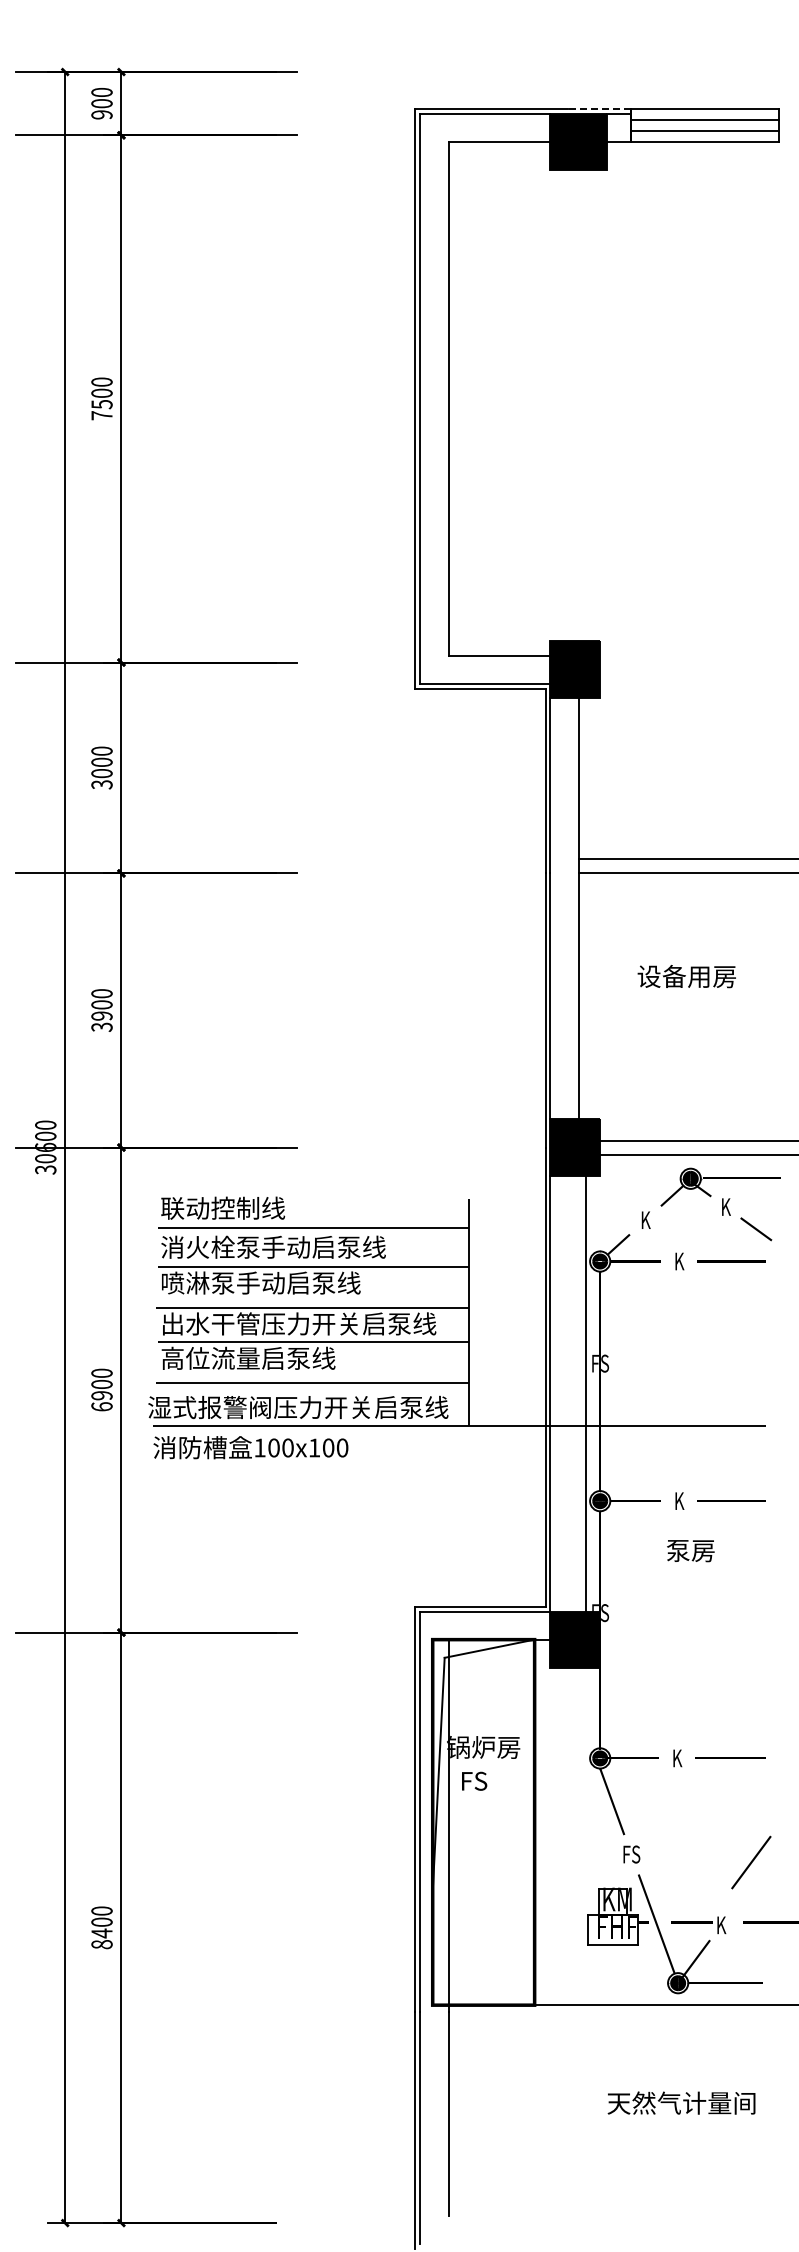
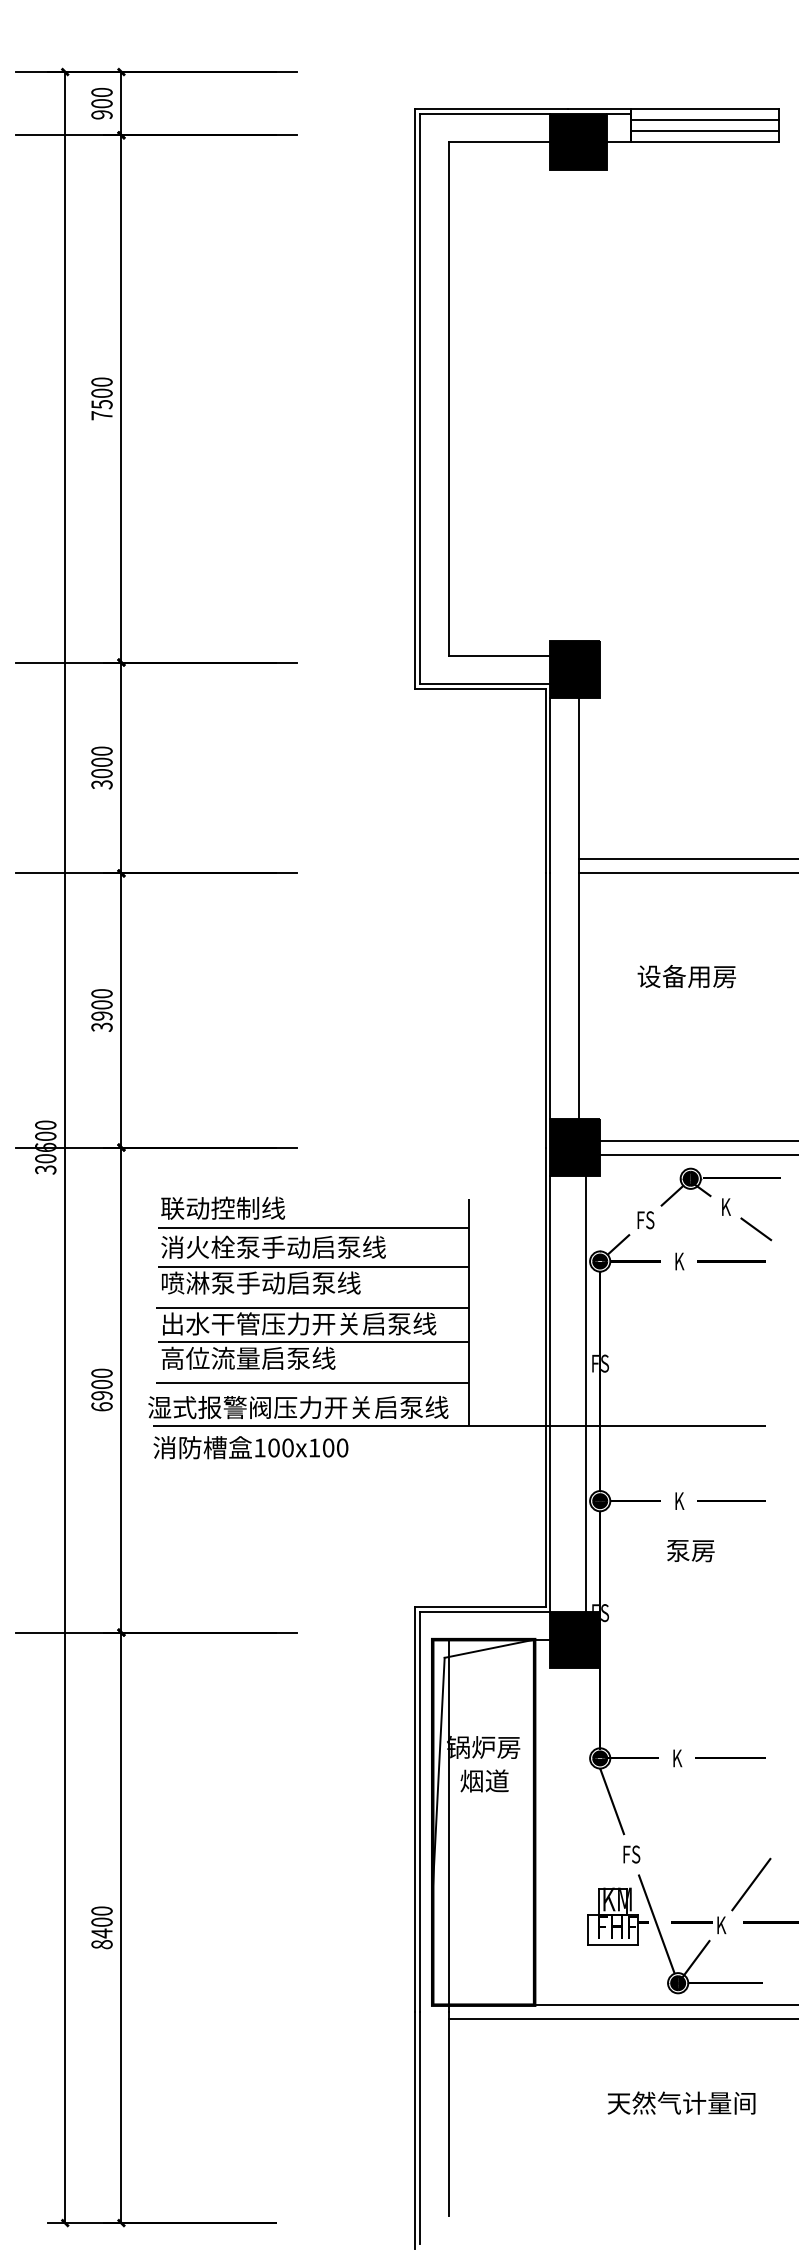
line: dashed -> solid (599, 109)
text: K -> FS (645, 1220)
text: FS -> 烟道 (484, 1780)
line position: (751, 1862) -> (751, 1884) (751, 1884)
line: none -> present (621, 2019)
